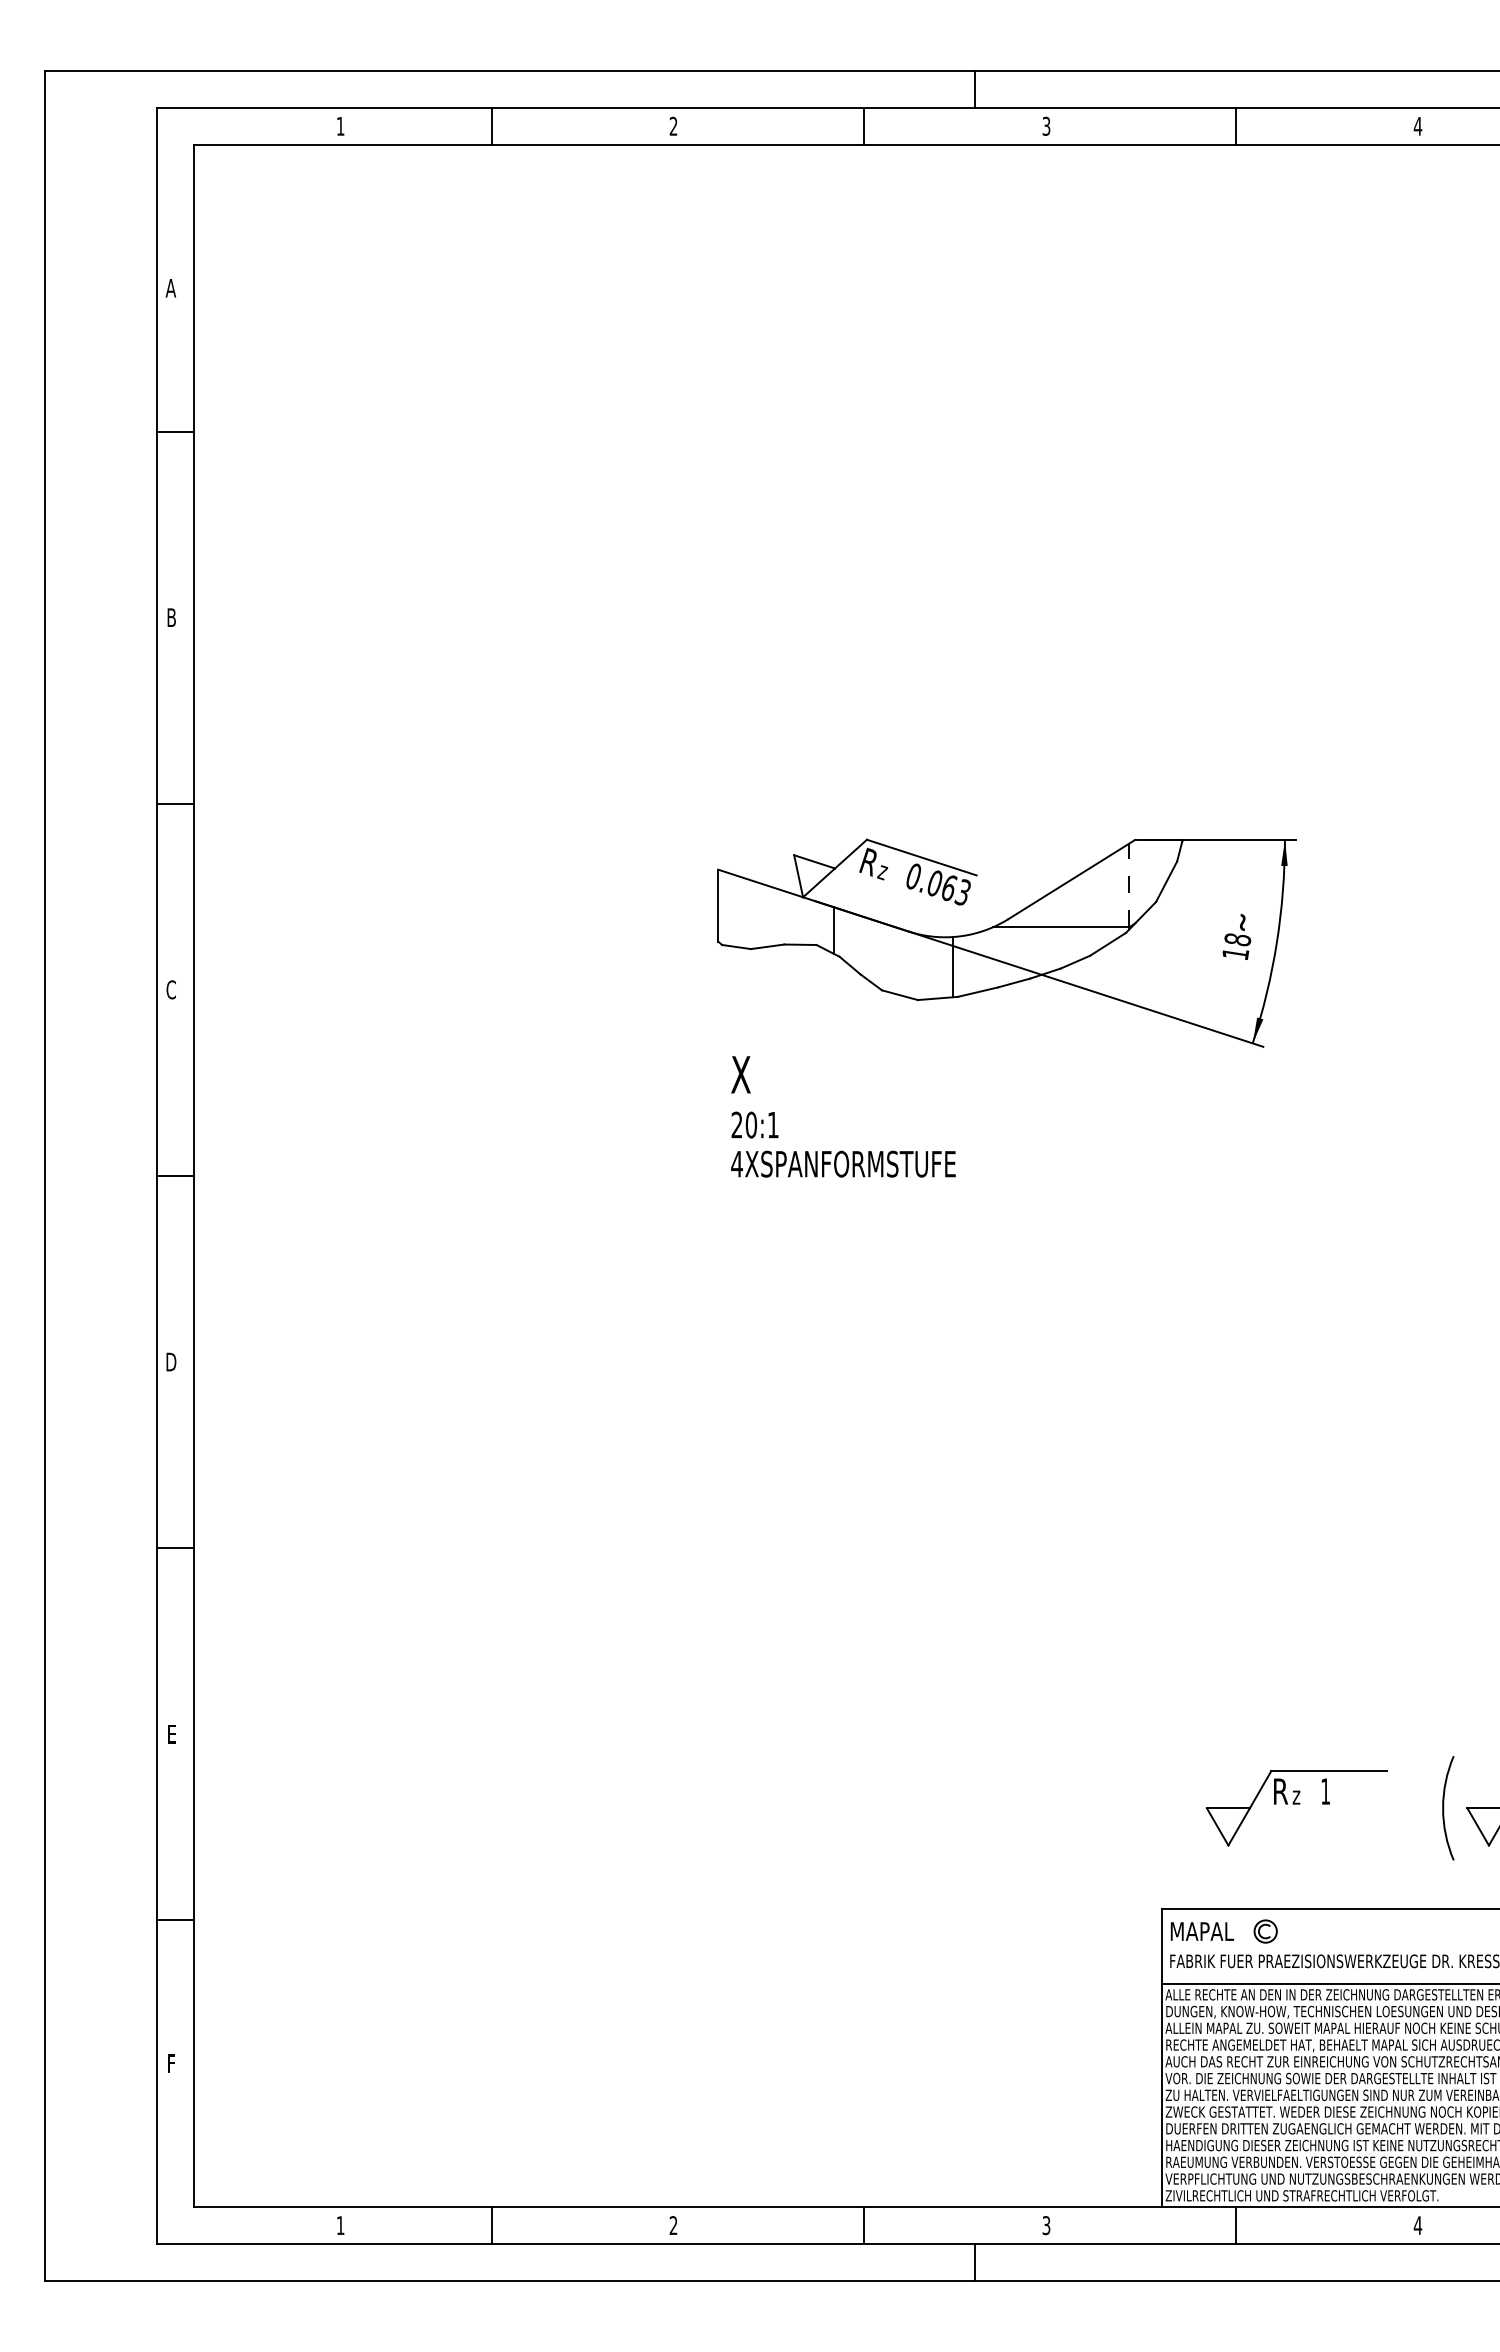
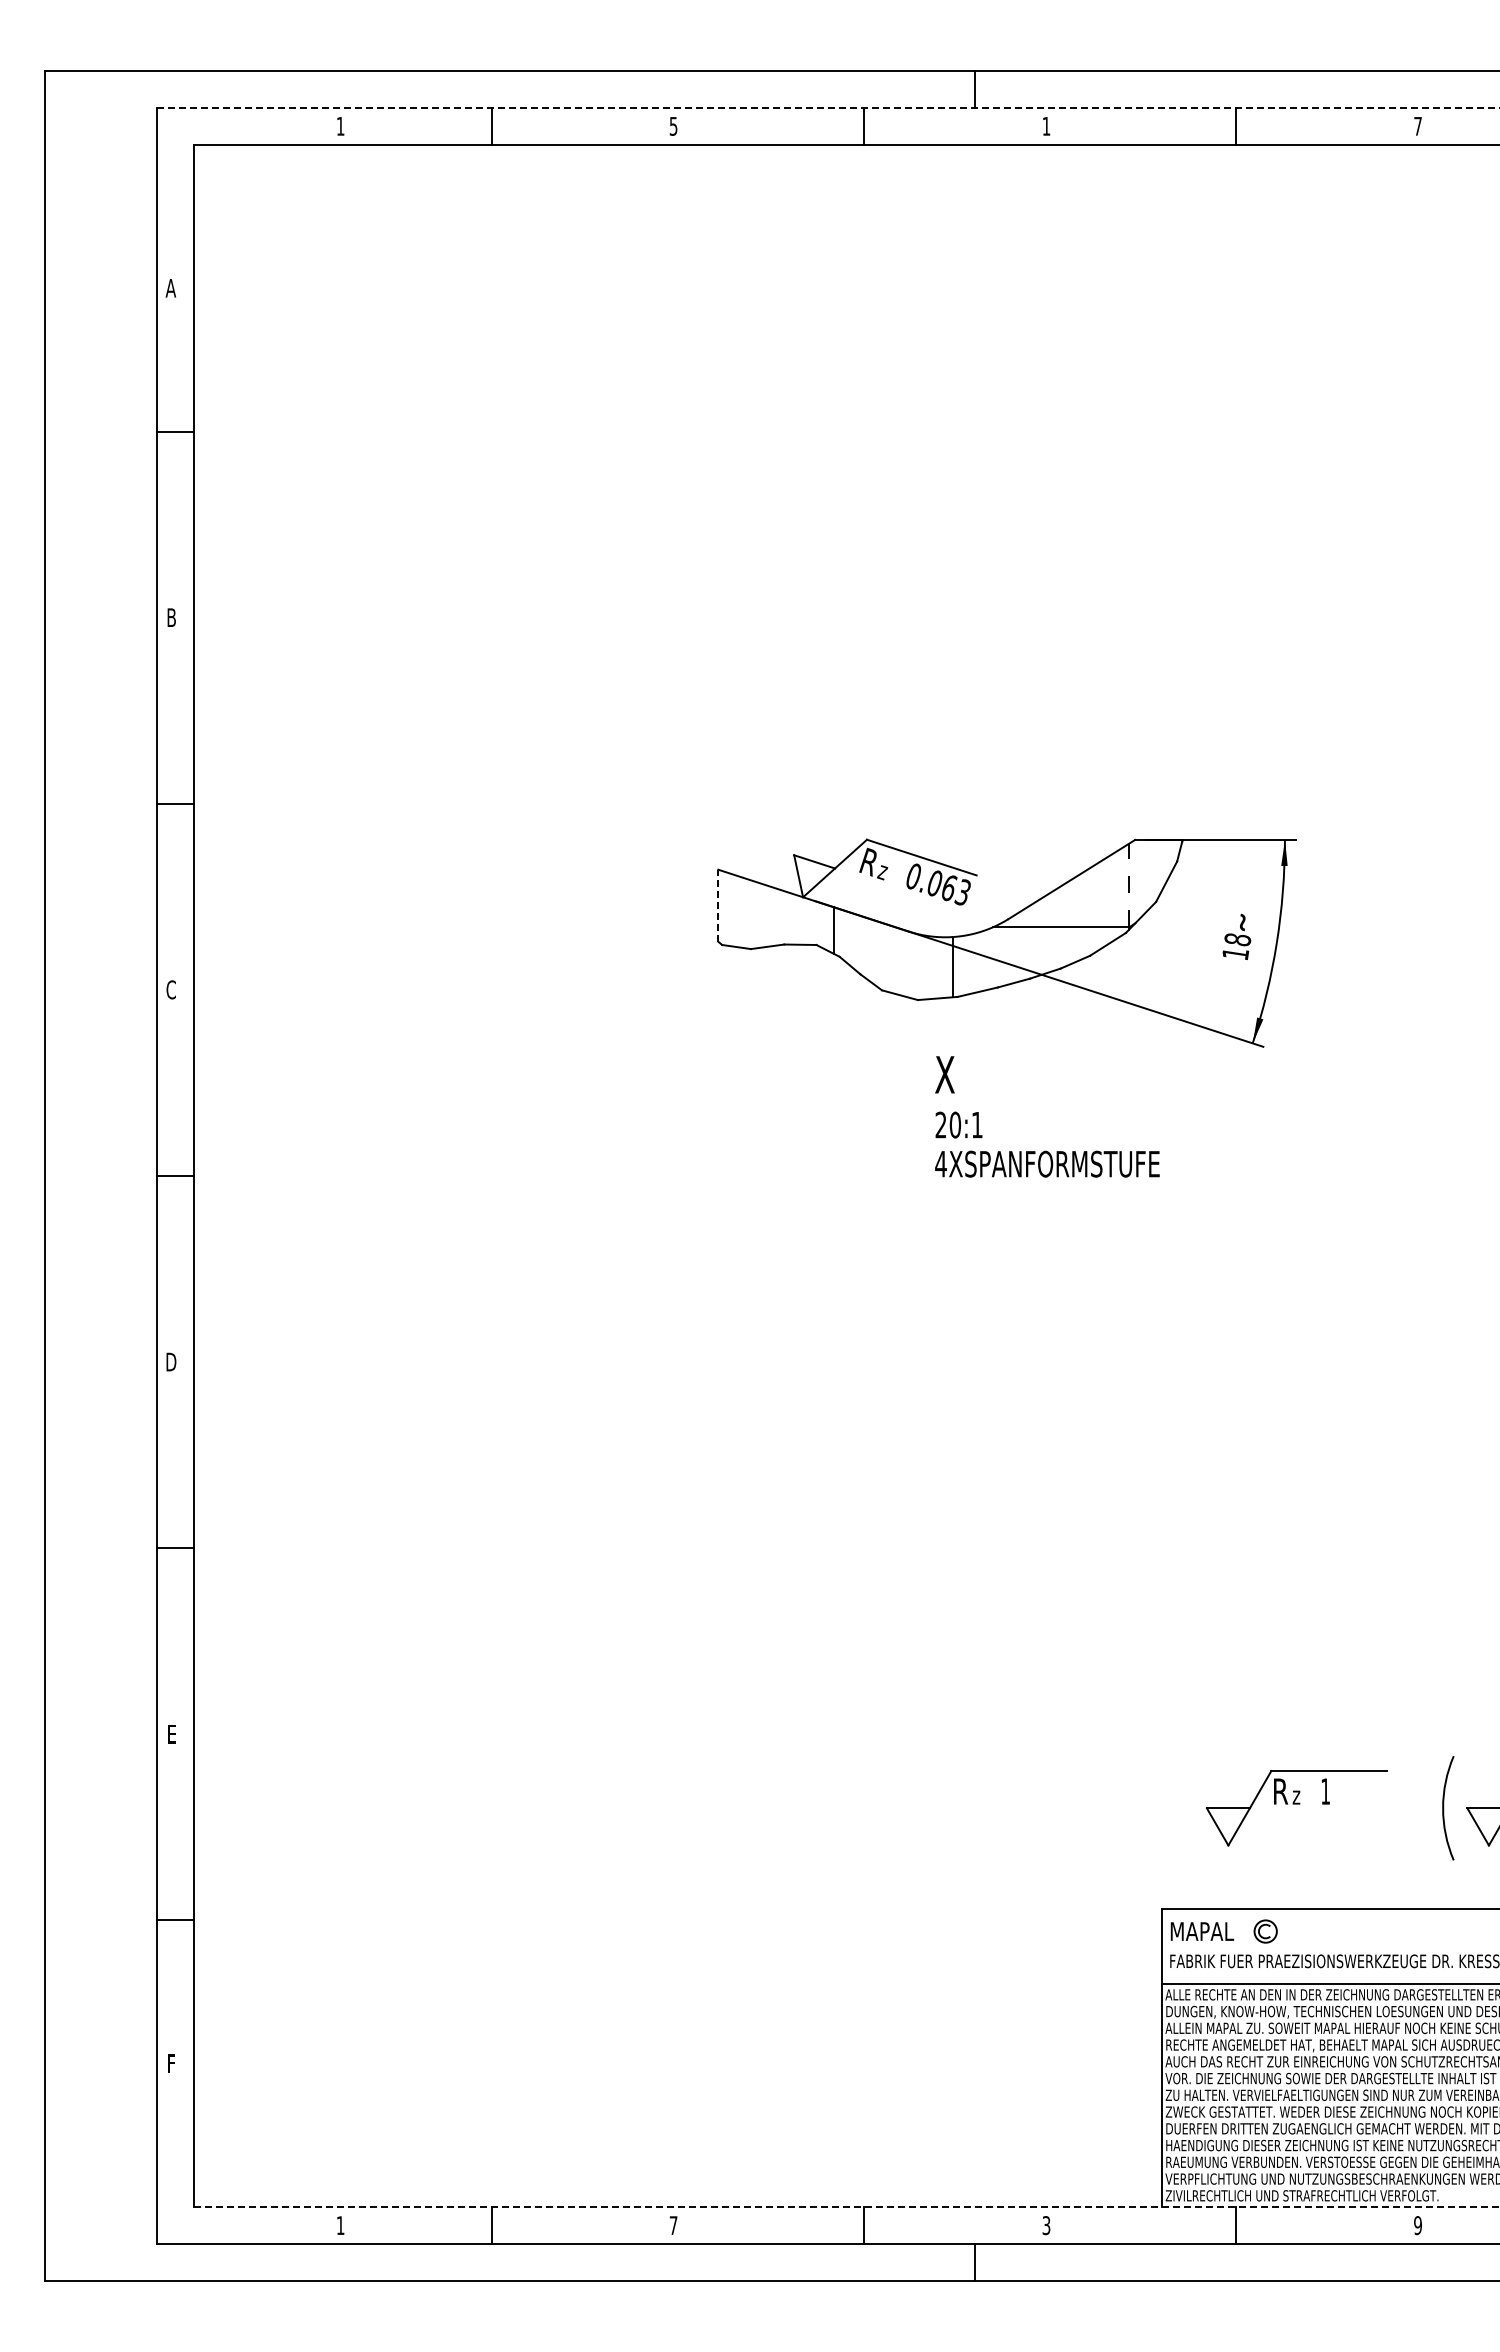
line: solid -> dashed (828, 107)
text: 2 -> 5 (673, 125)
text: 3 -> 1 (1046, 125)
text: 4 -> 7 (1417, 126)
line: solid -> dashed (718, 905)
text position: (843, 1116) -> (1047, 1116) (1047, 1116)
line: solid -> dashed (846, 2206)
text: 2 -> 7 (673, 2225)
text: 4 -> 9 (1417, 2225)
